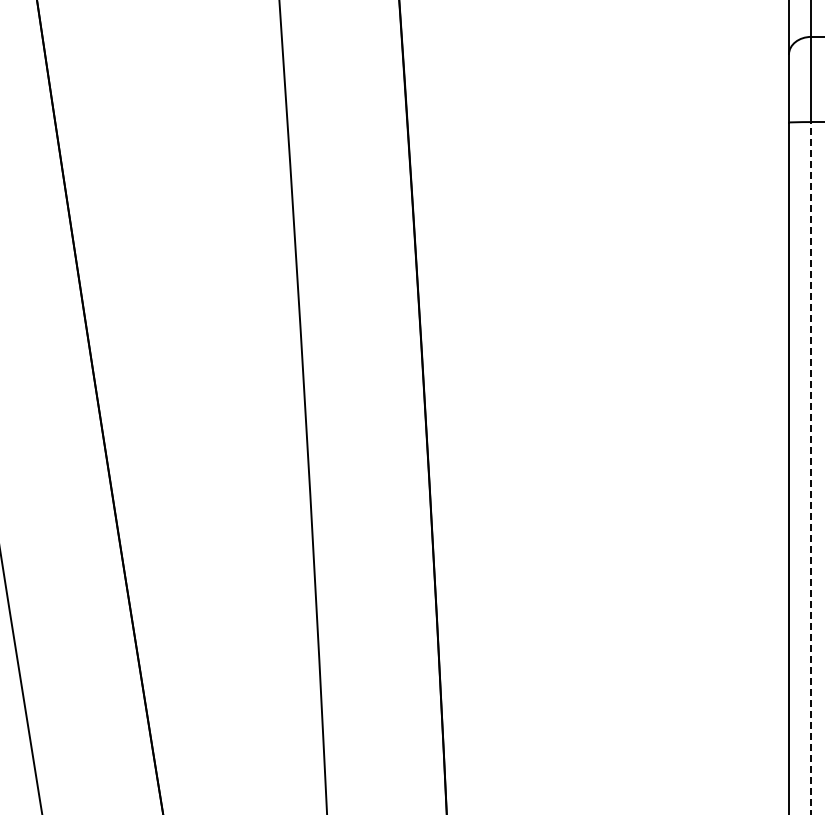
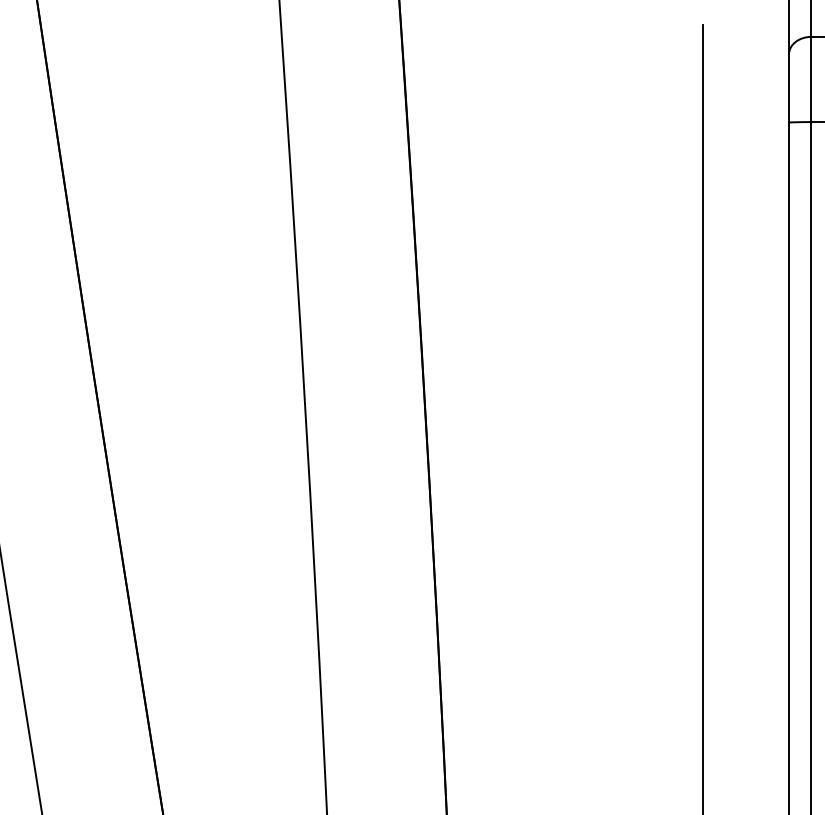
line: none -> present (703, 418)
line: dashed -> solid (811, 467)
